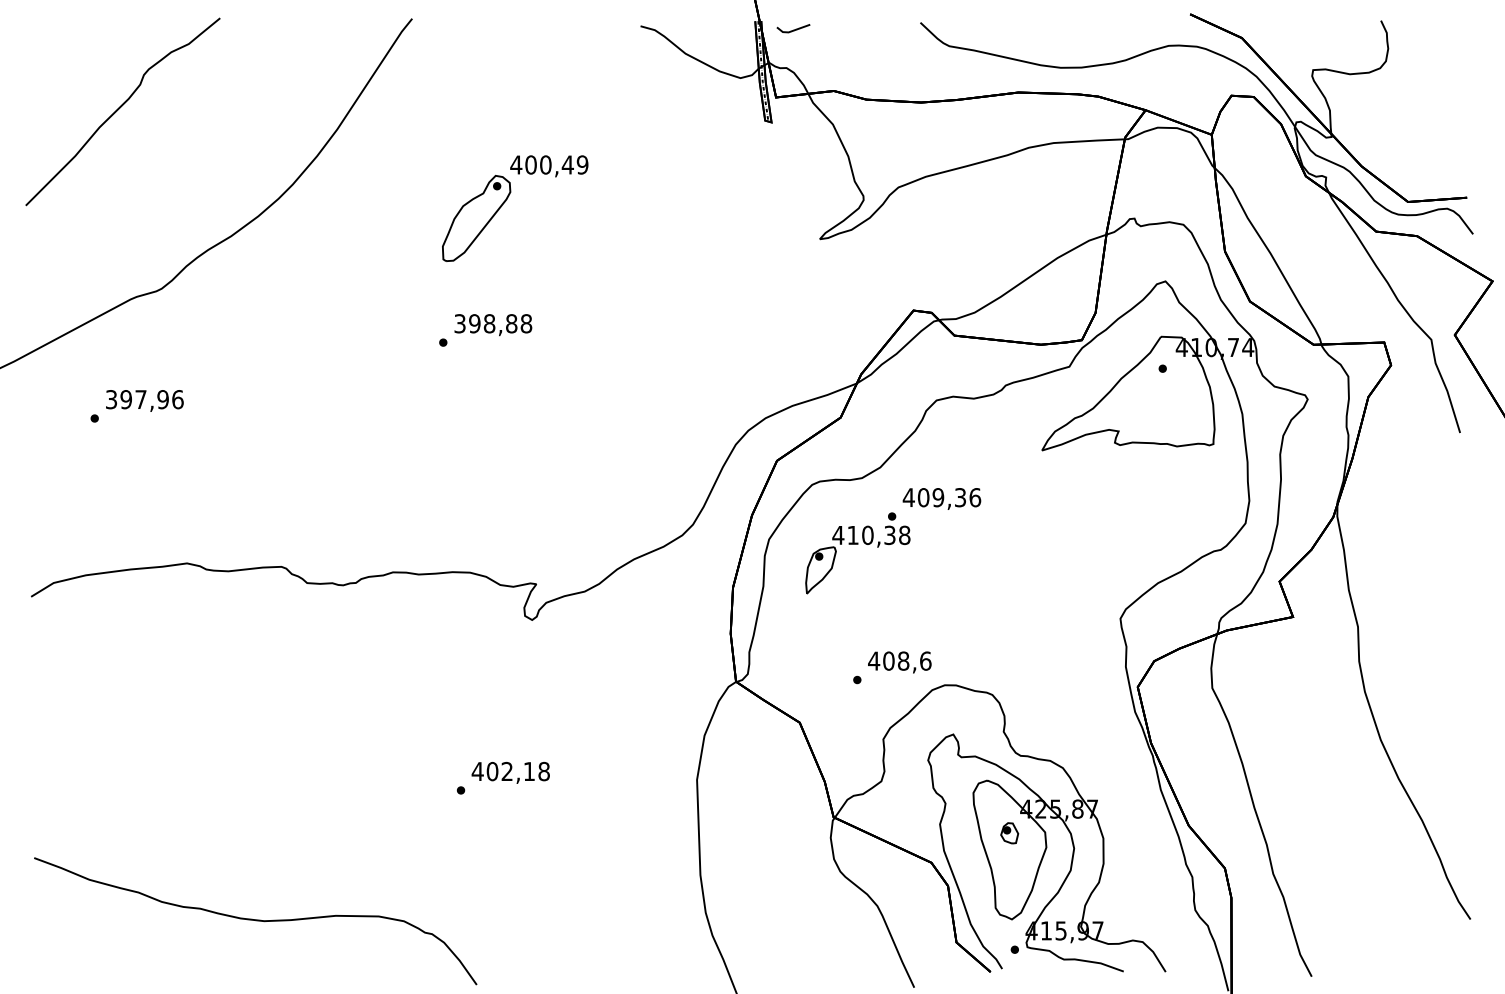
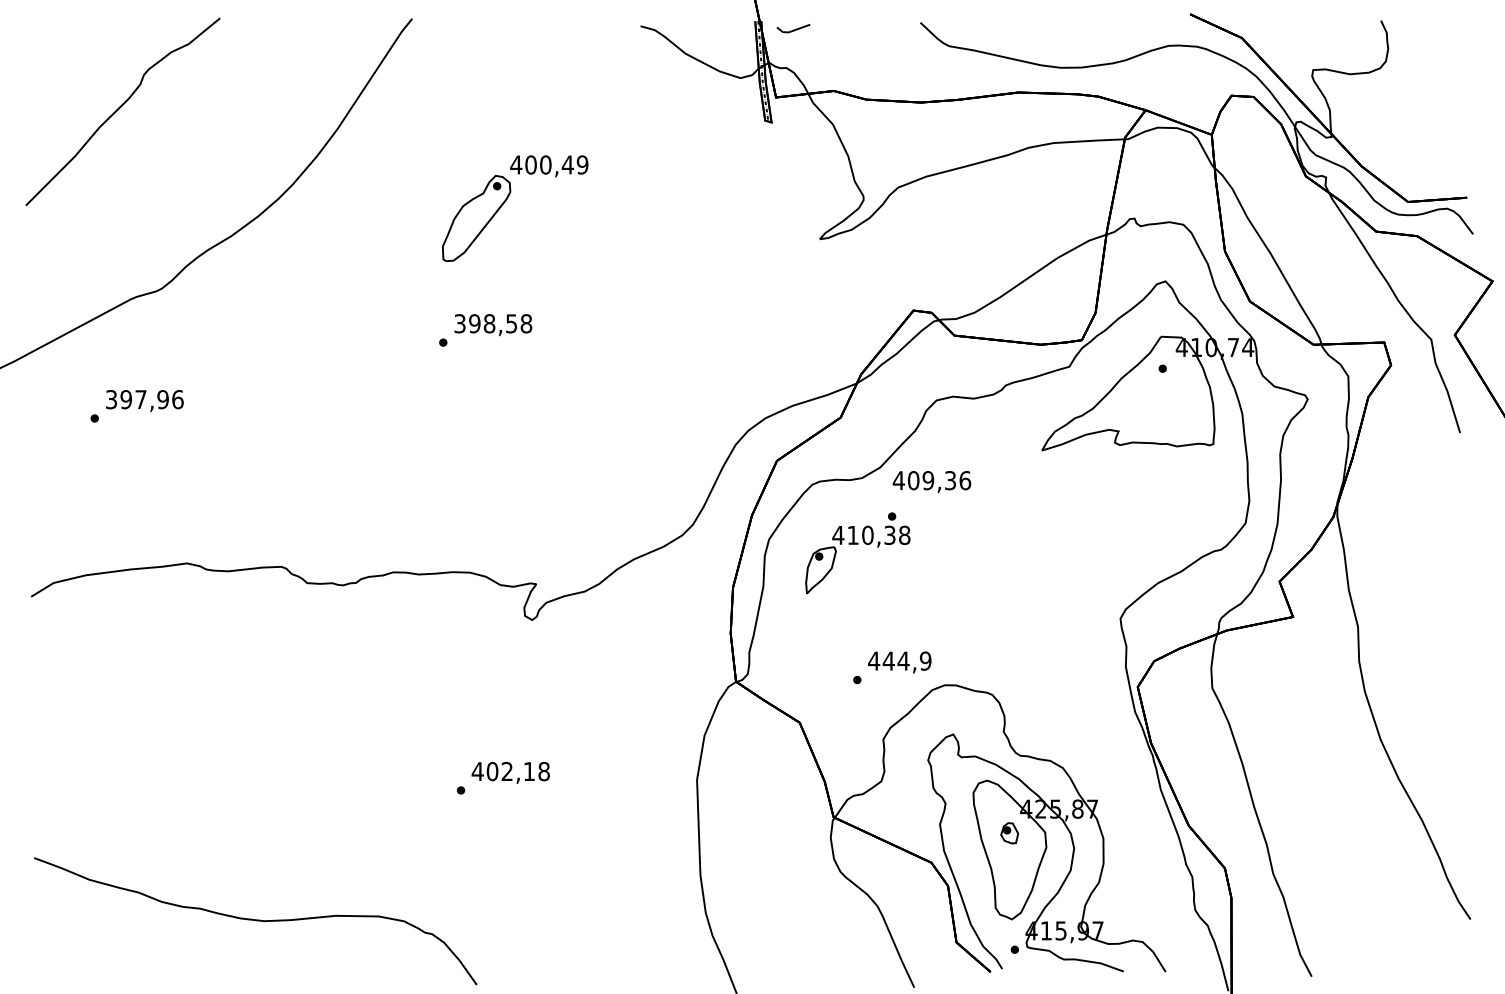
text: 398,88 -> 398,58 (511, 323)
text position: (941, 498) -> (931, 481) (931, 481)
text: 408,6 -> 444,9 (906, 660)
